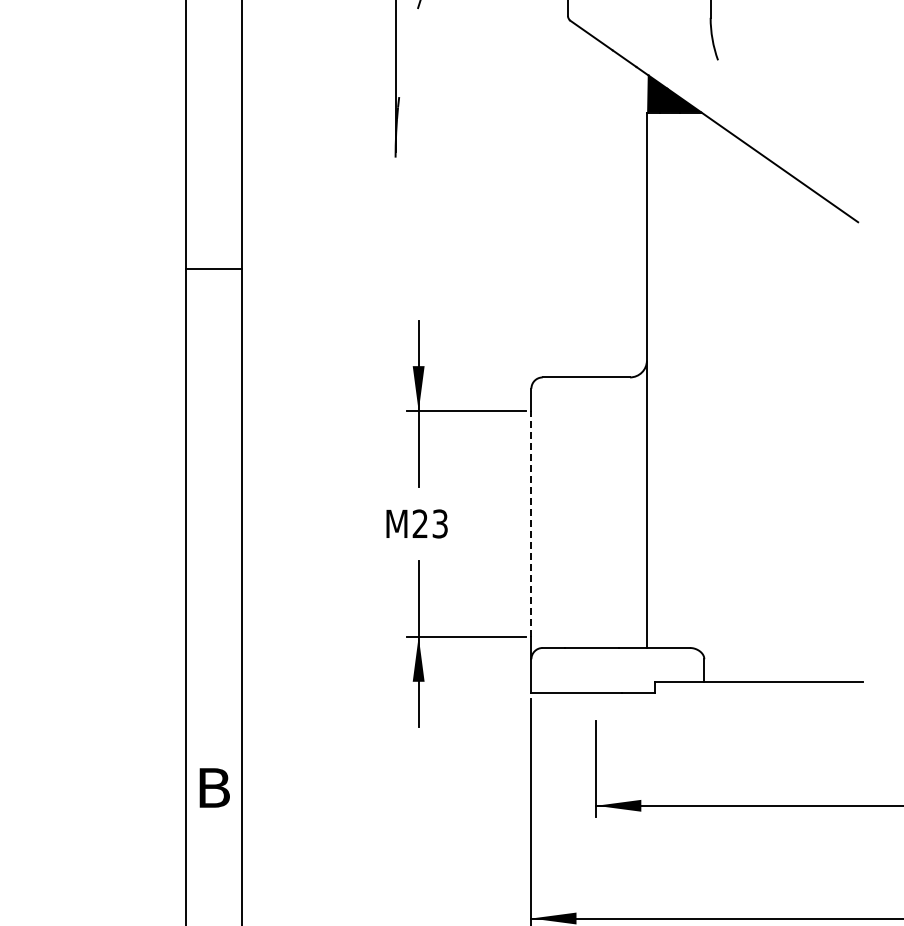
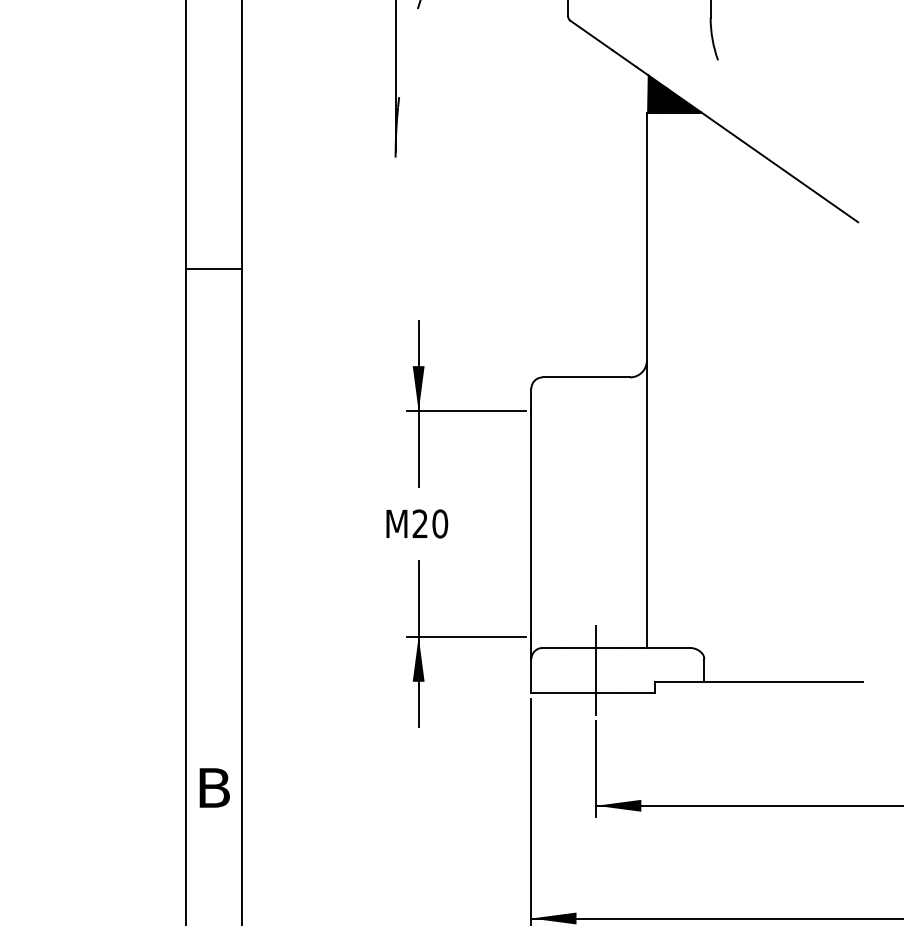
text: M23 -> M20 (440, 523)
line: dashed -> solid (531, 523)
line: none -> present (596, 670)
